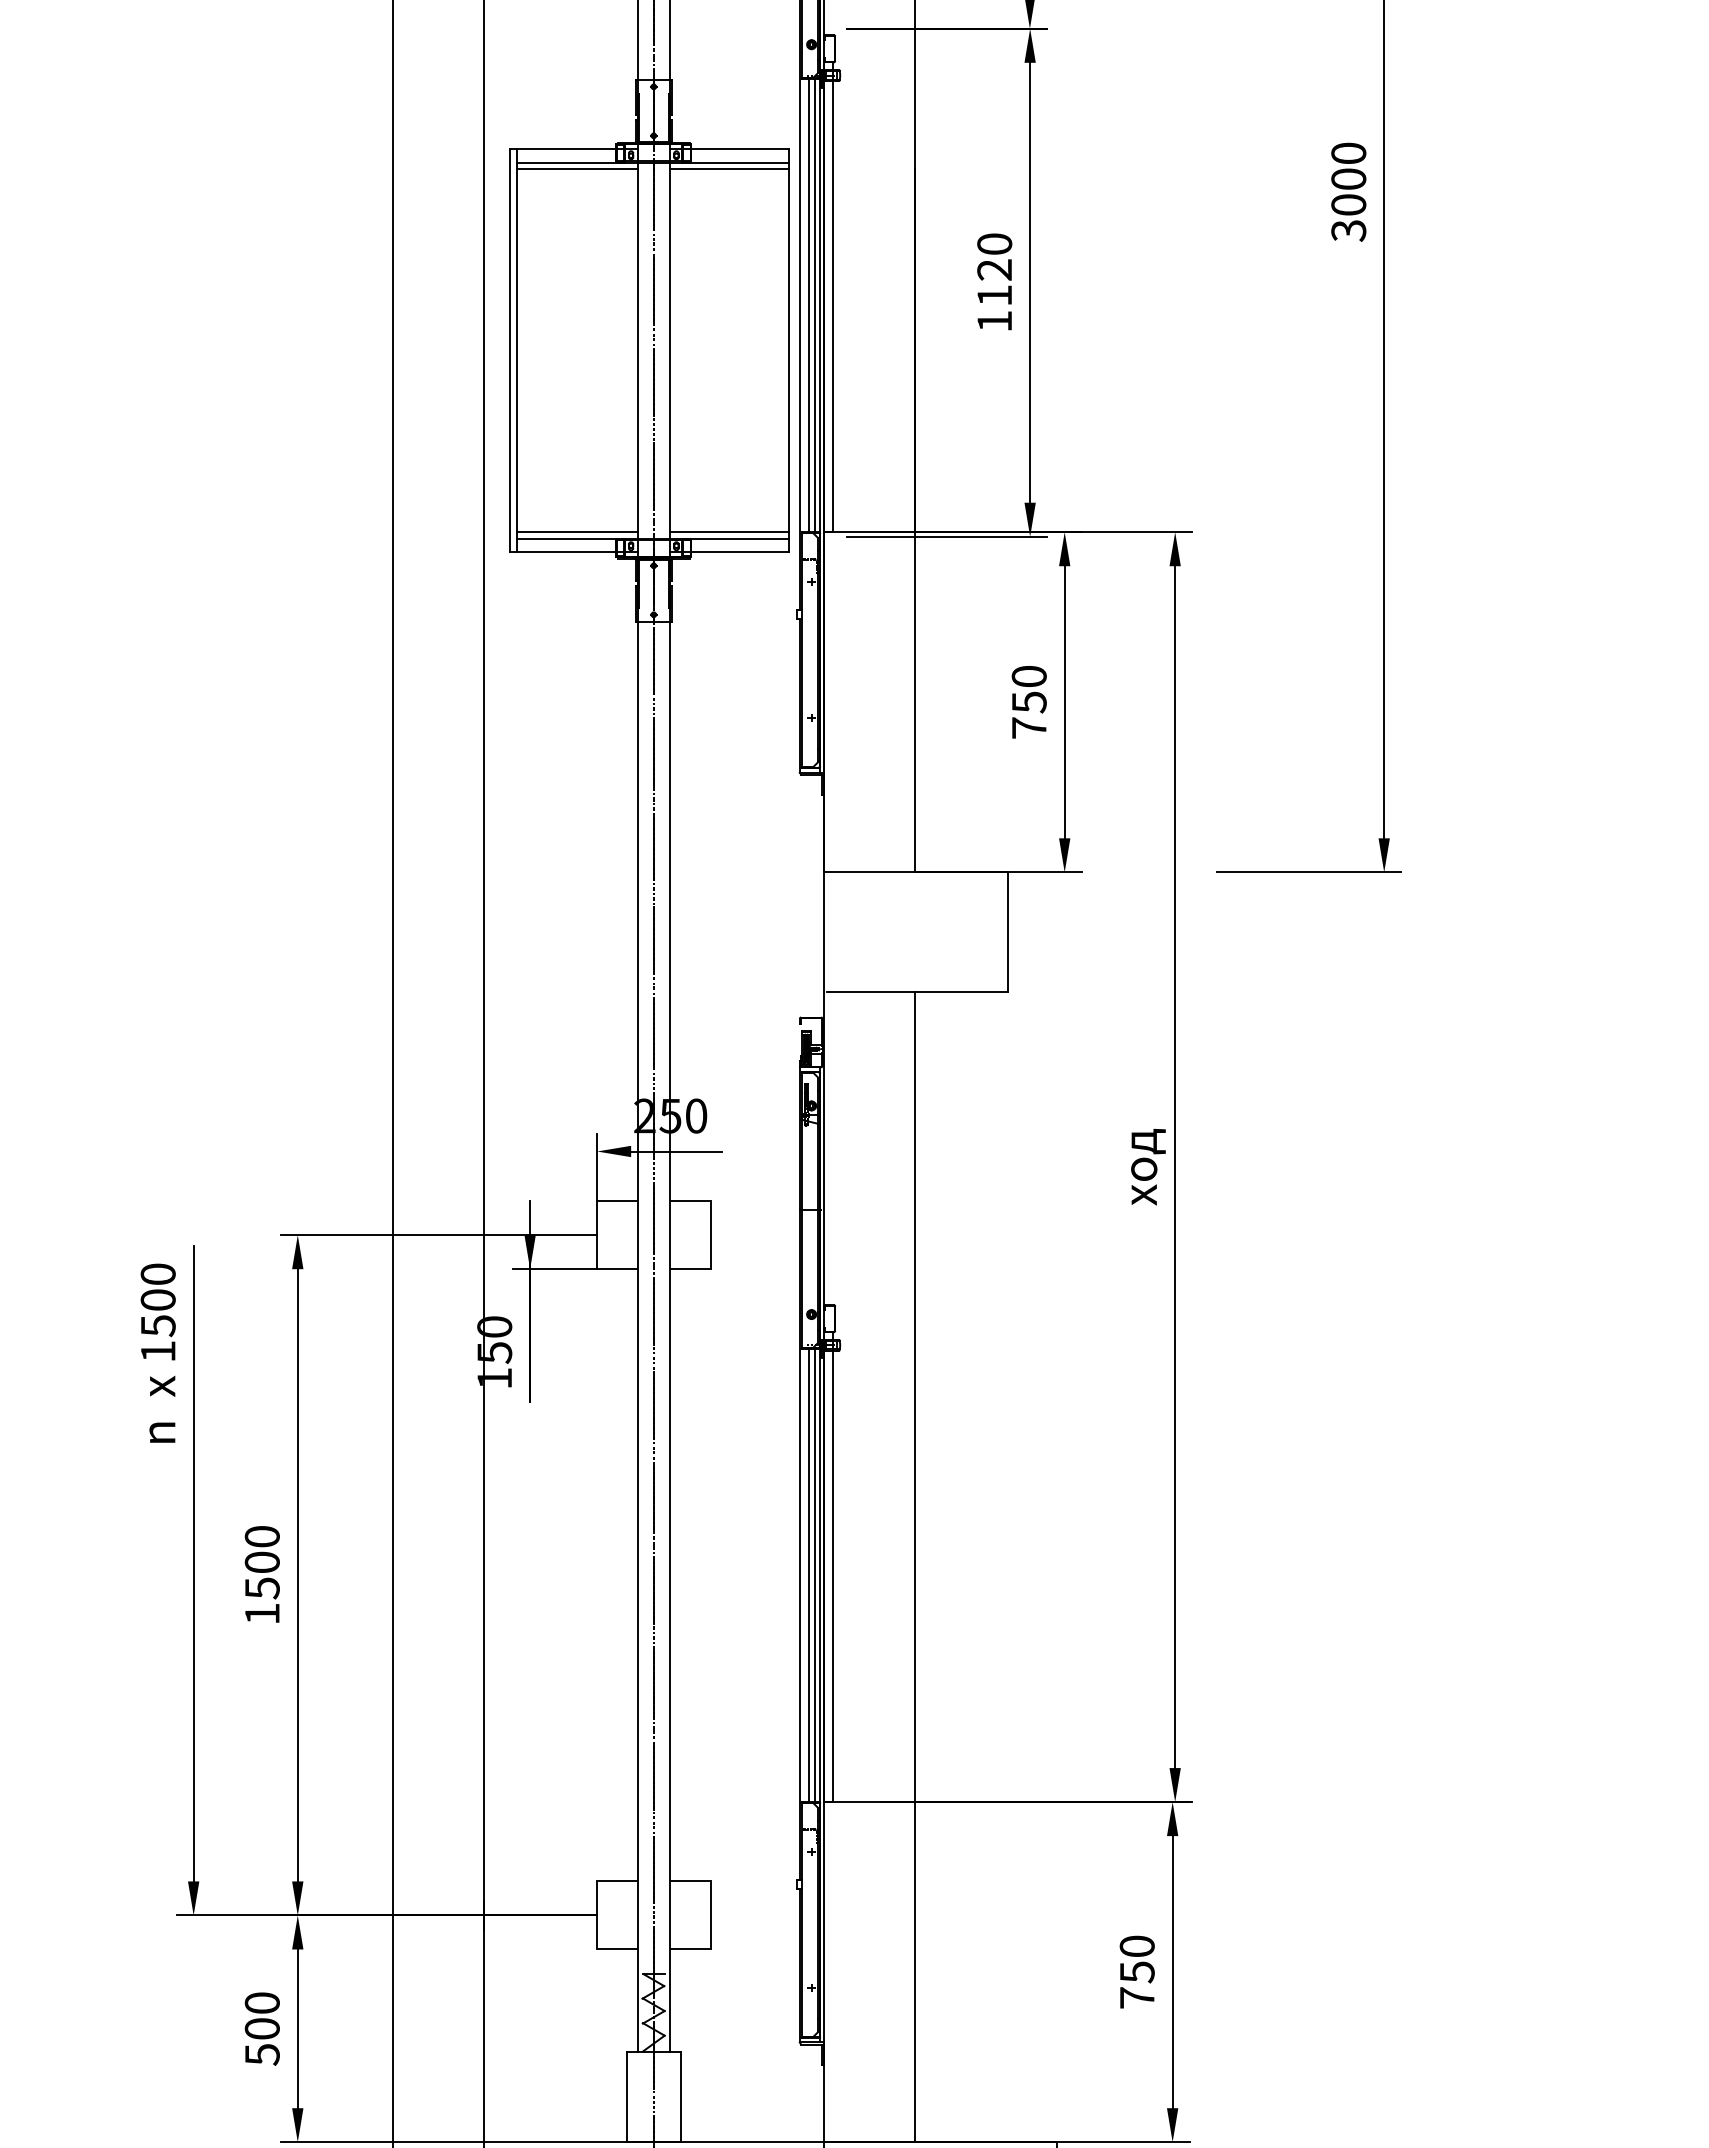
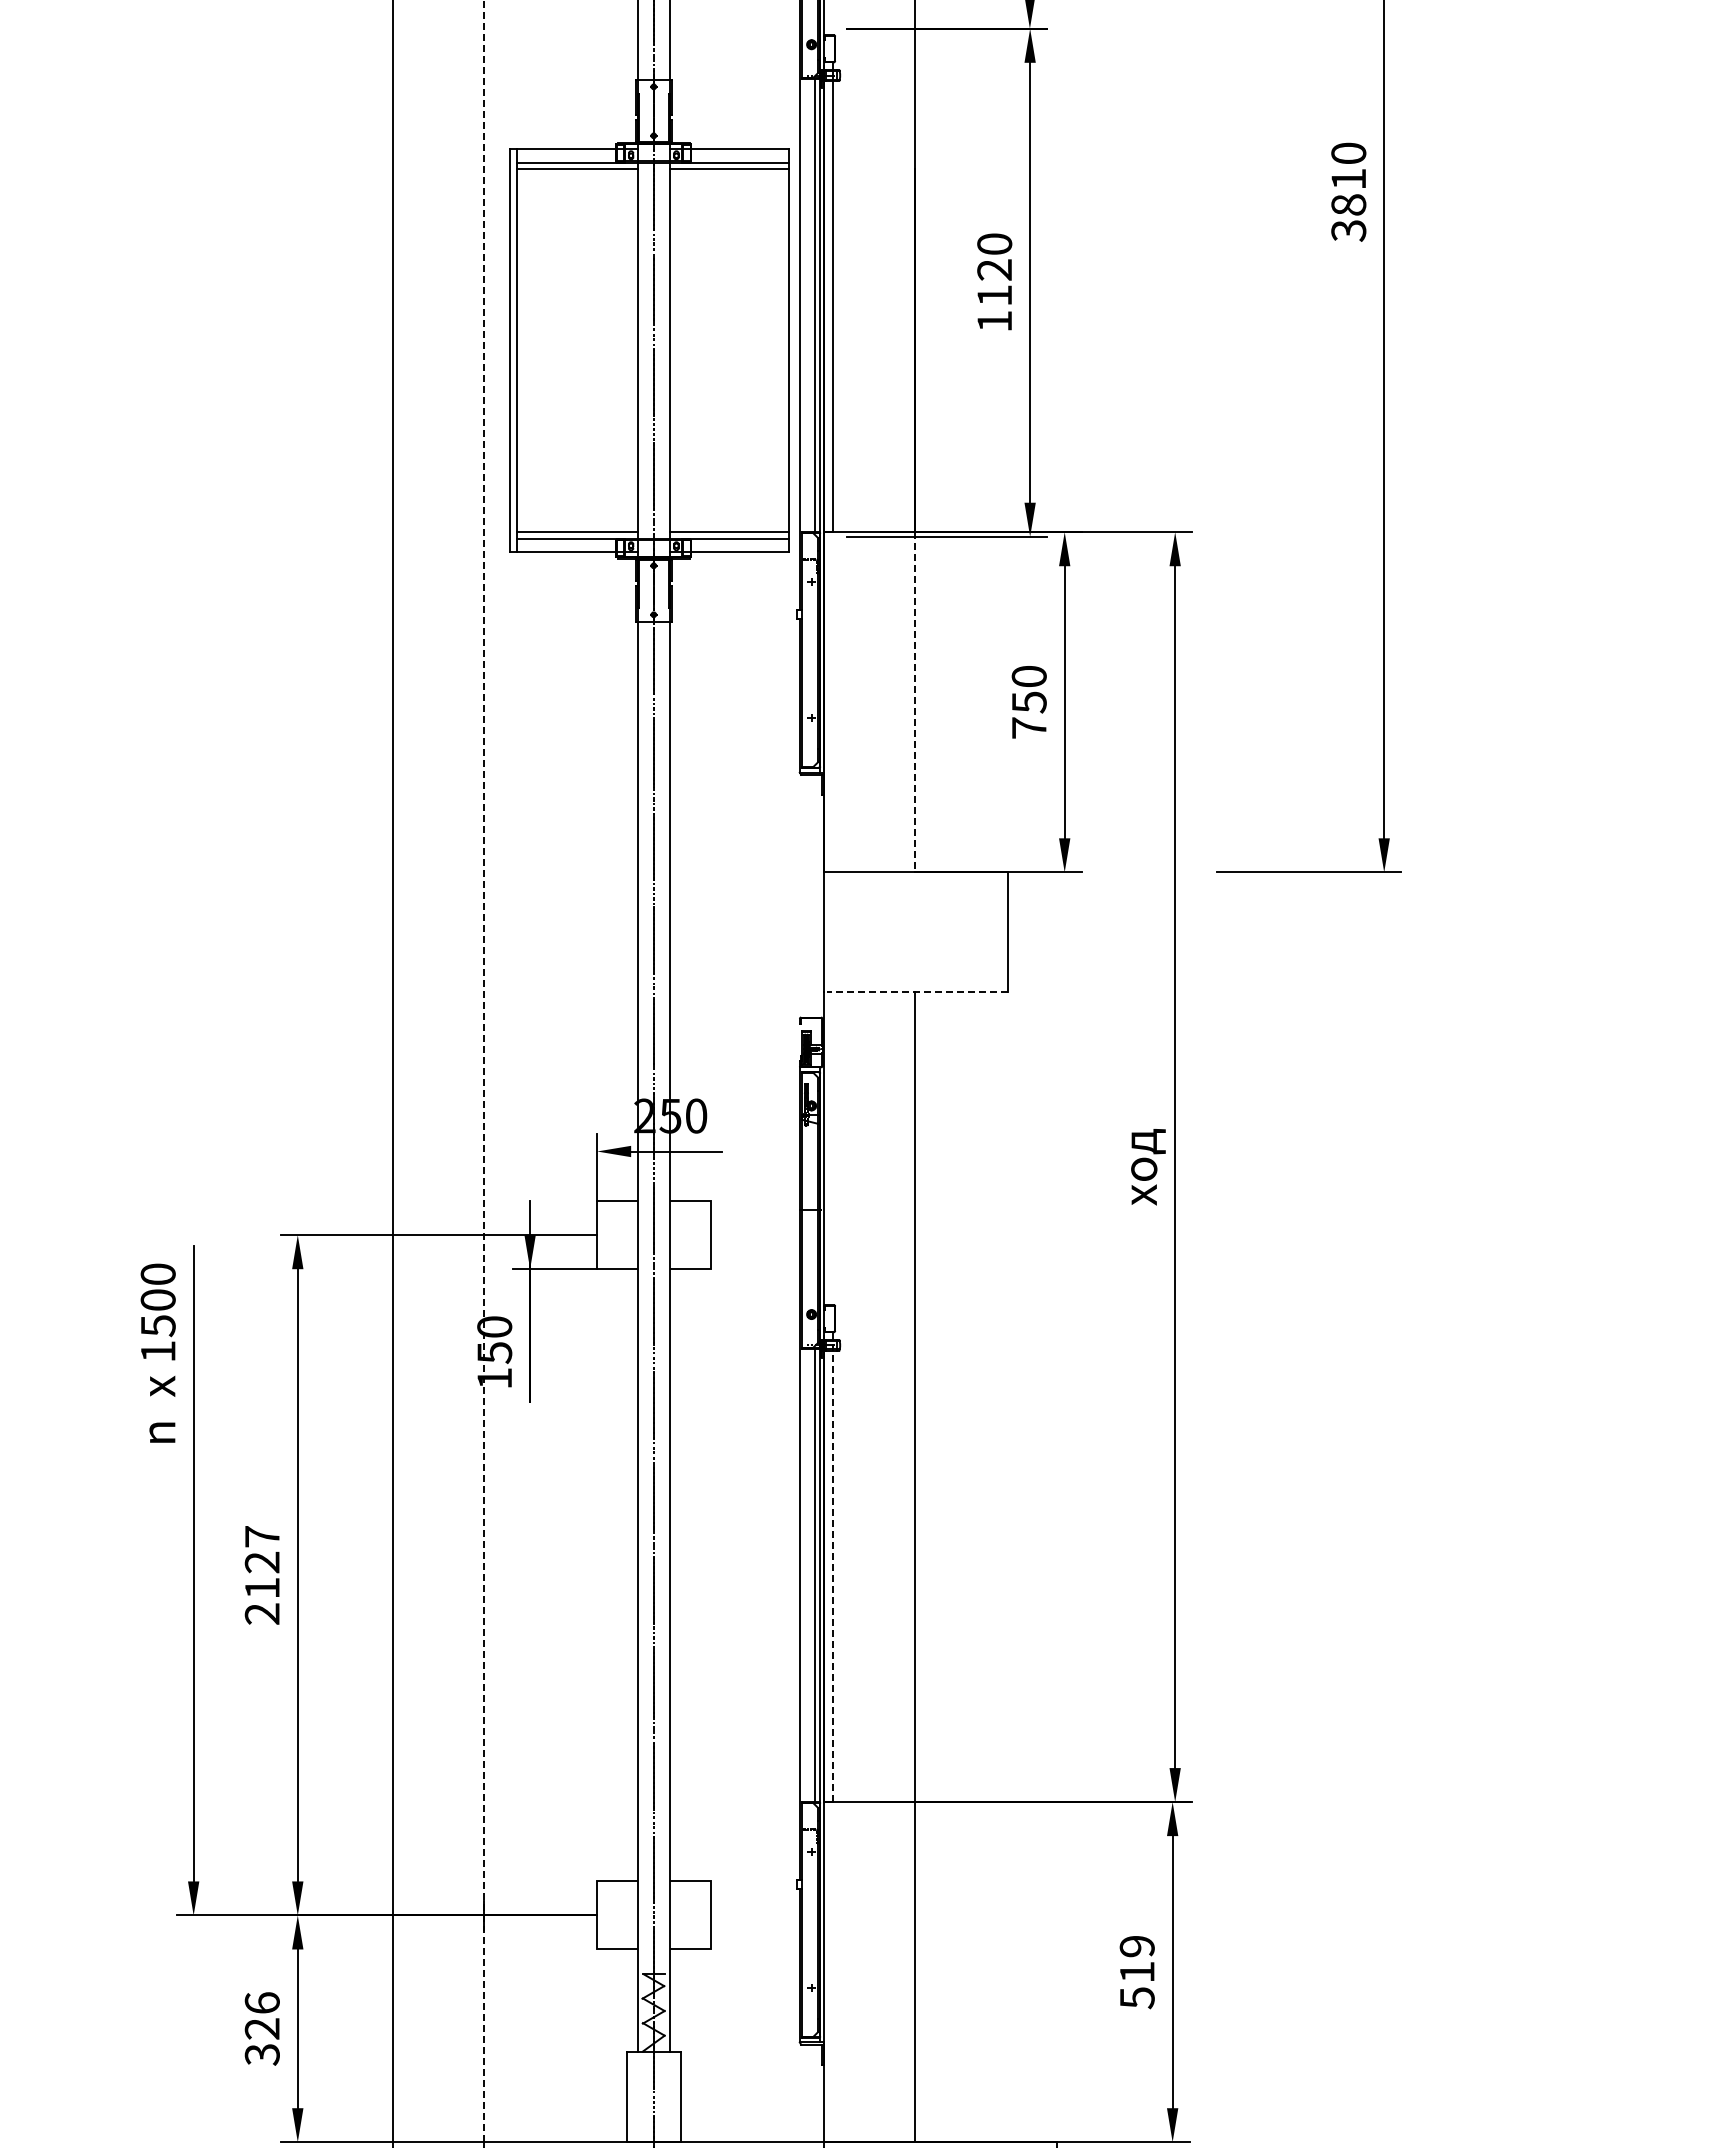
text: 3000 -> 3810 (1348, 191)
line: present -> none (808, 305)
line: solid -> dashed (914, 702)
line: solid -> dashed (916, 991)
line: solid -> dashed (483, 1071)
line: solid -> dashed (832, 1567)
text: 1500 -> 2127 (261, 1575)
line: present -> none (808, 1575)
text: 750 -> 519 (1136, 1972)
text: 500 -> 326 (261, 2028)
